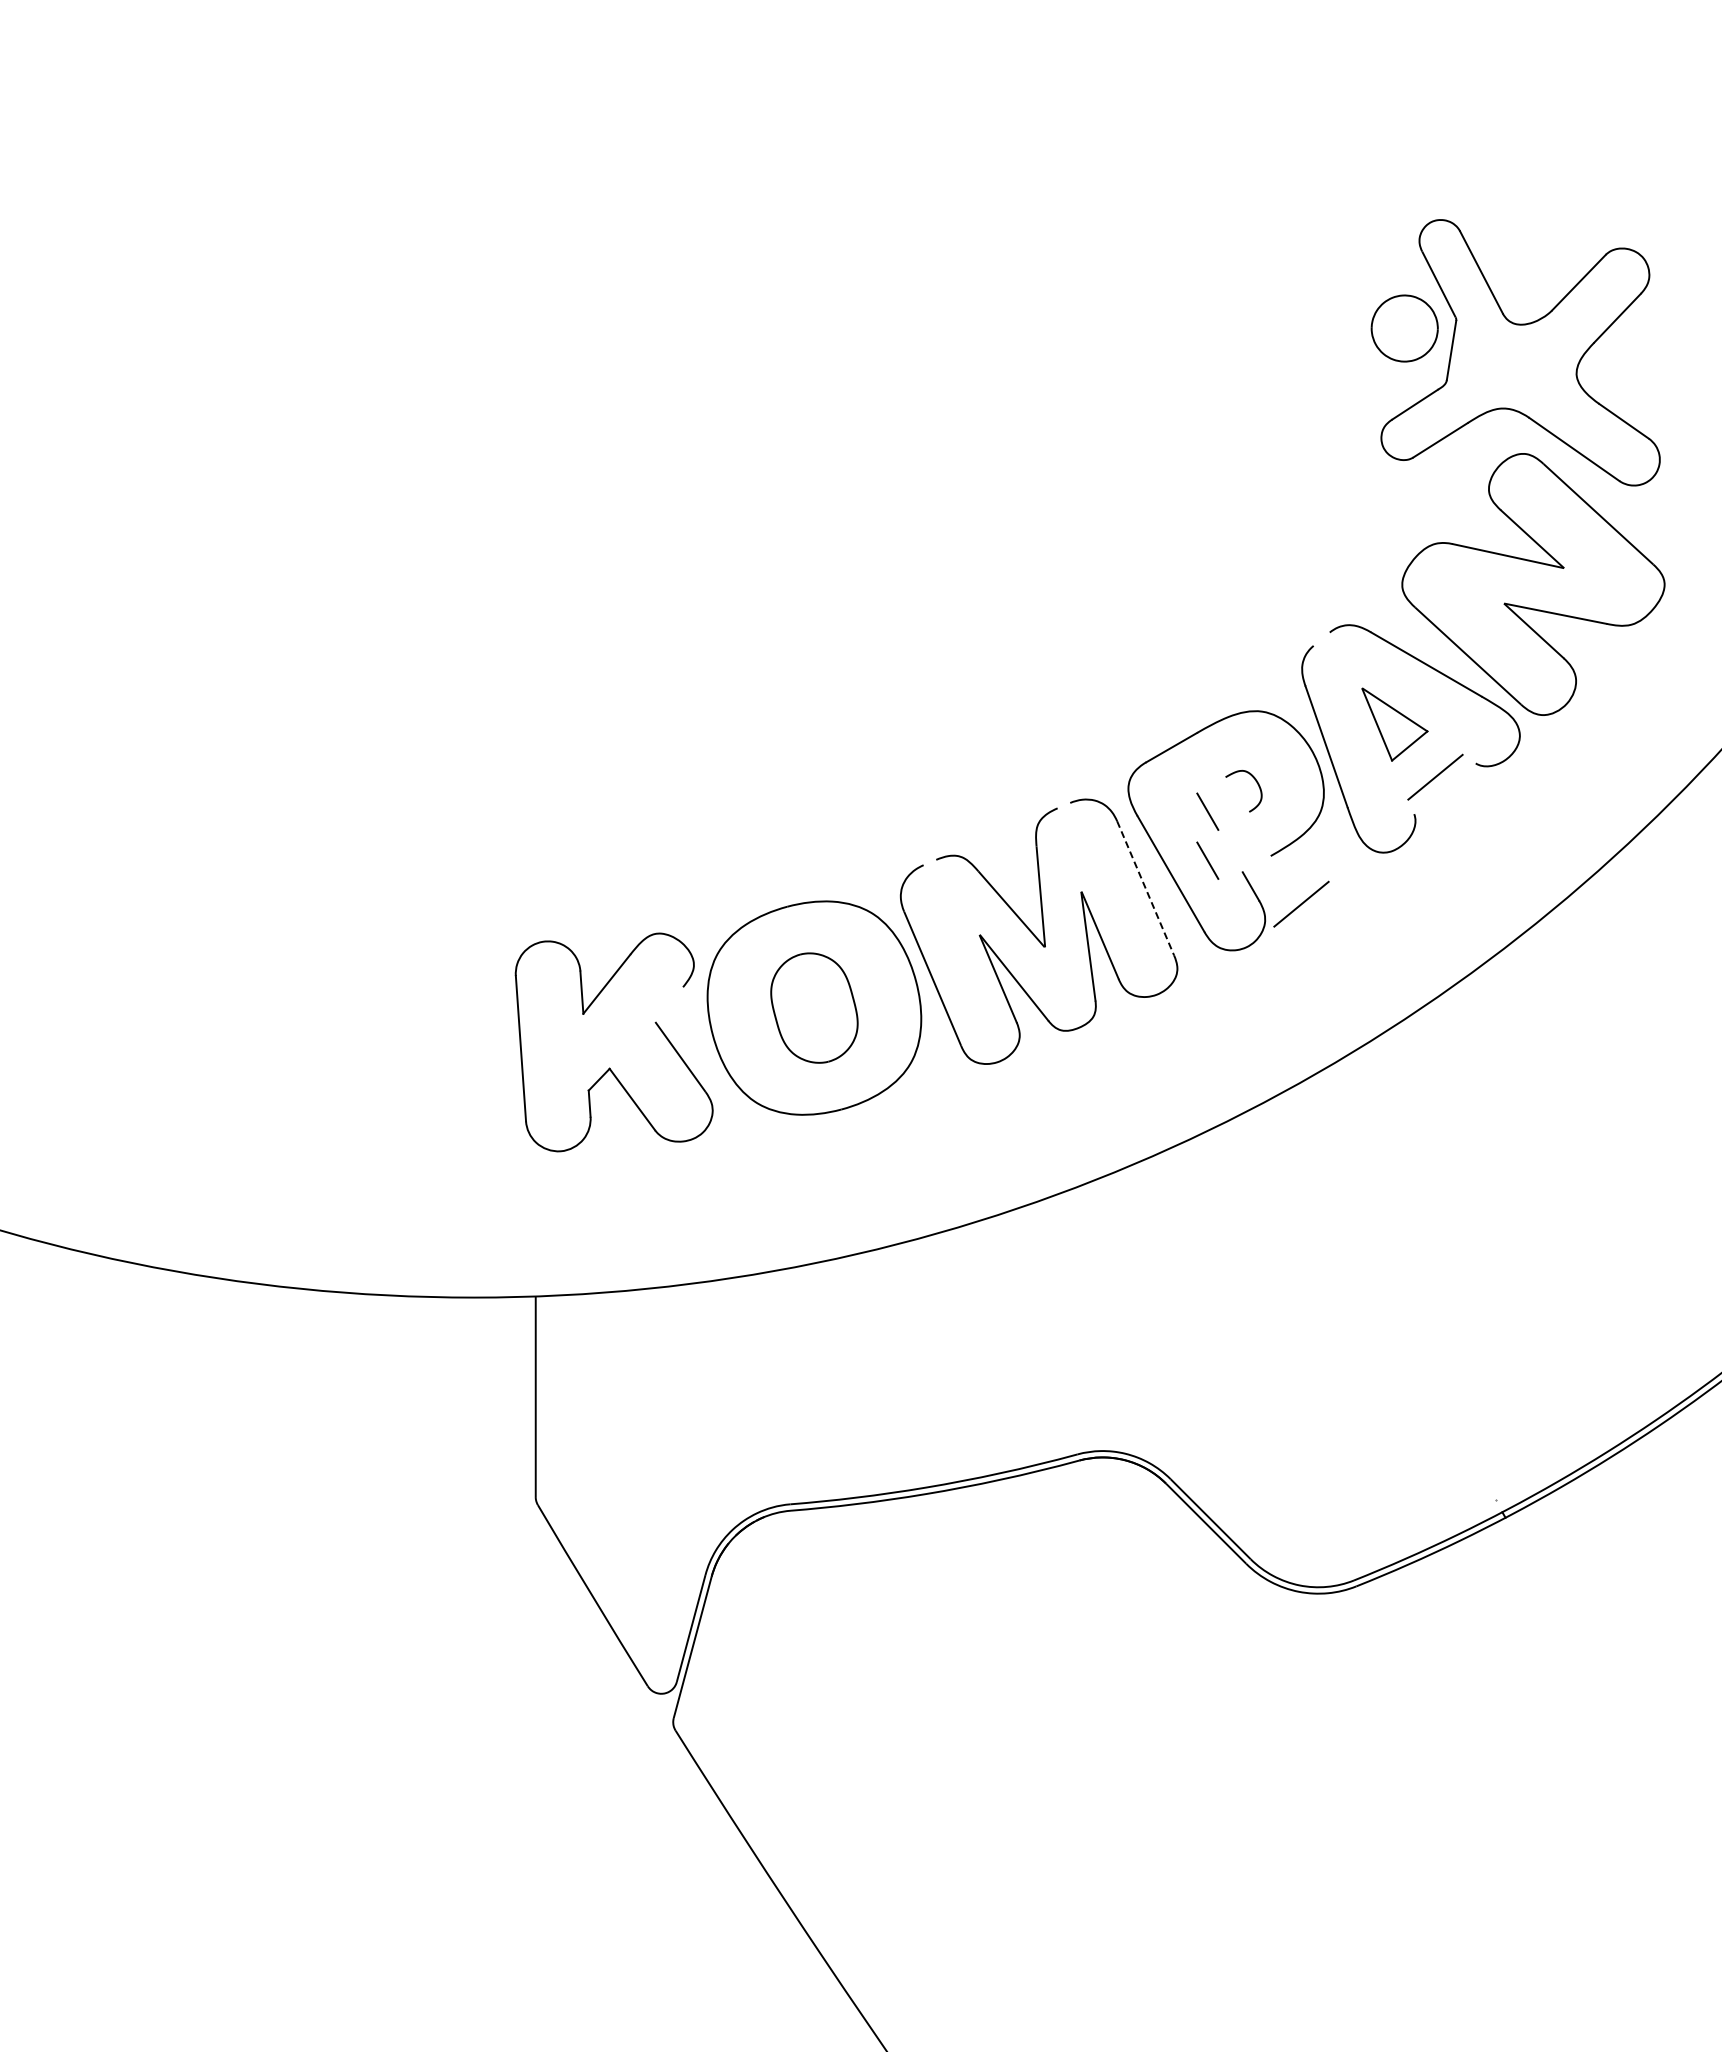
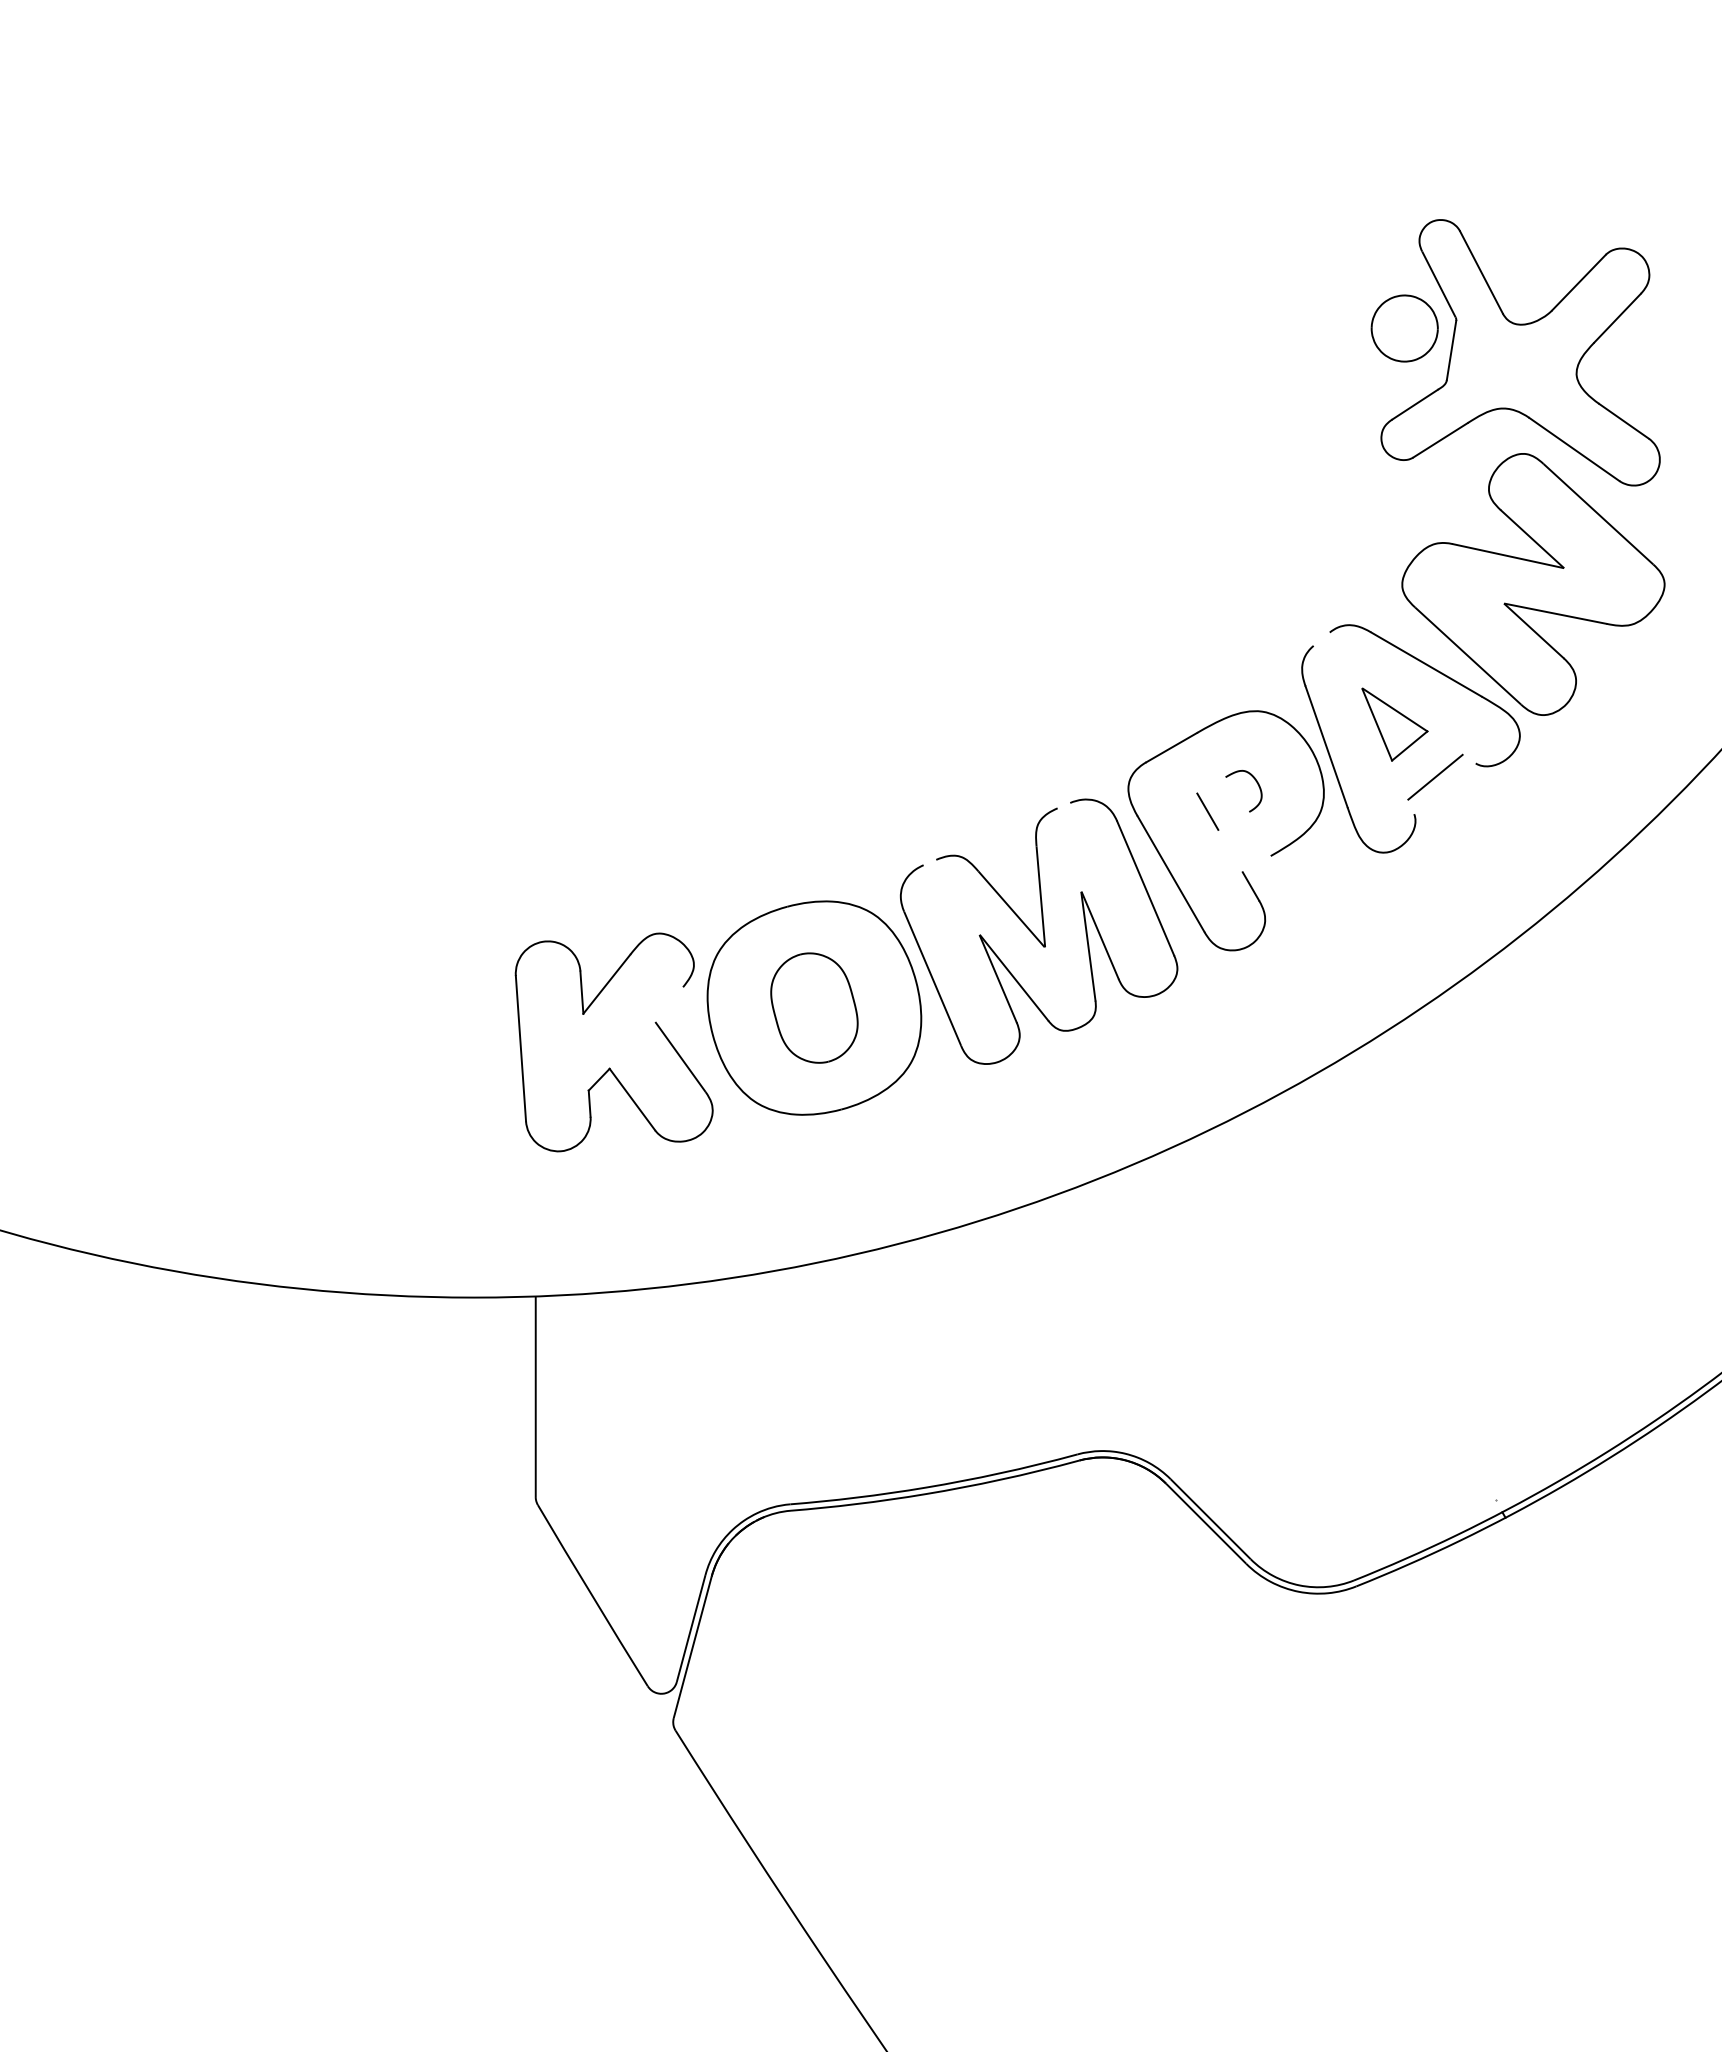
line: present -> none (1207, 860)
line: dashed -> solid (1145, 888)
line: present -> none (1301, 903)
